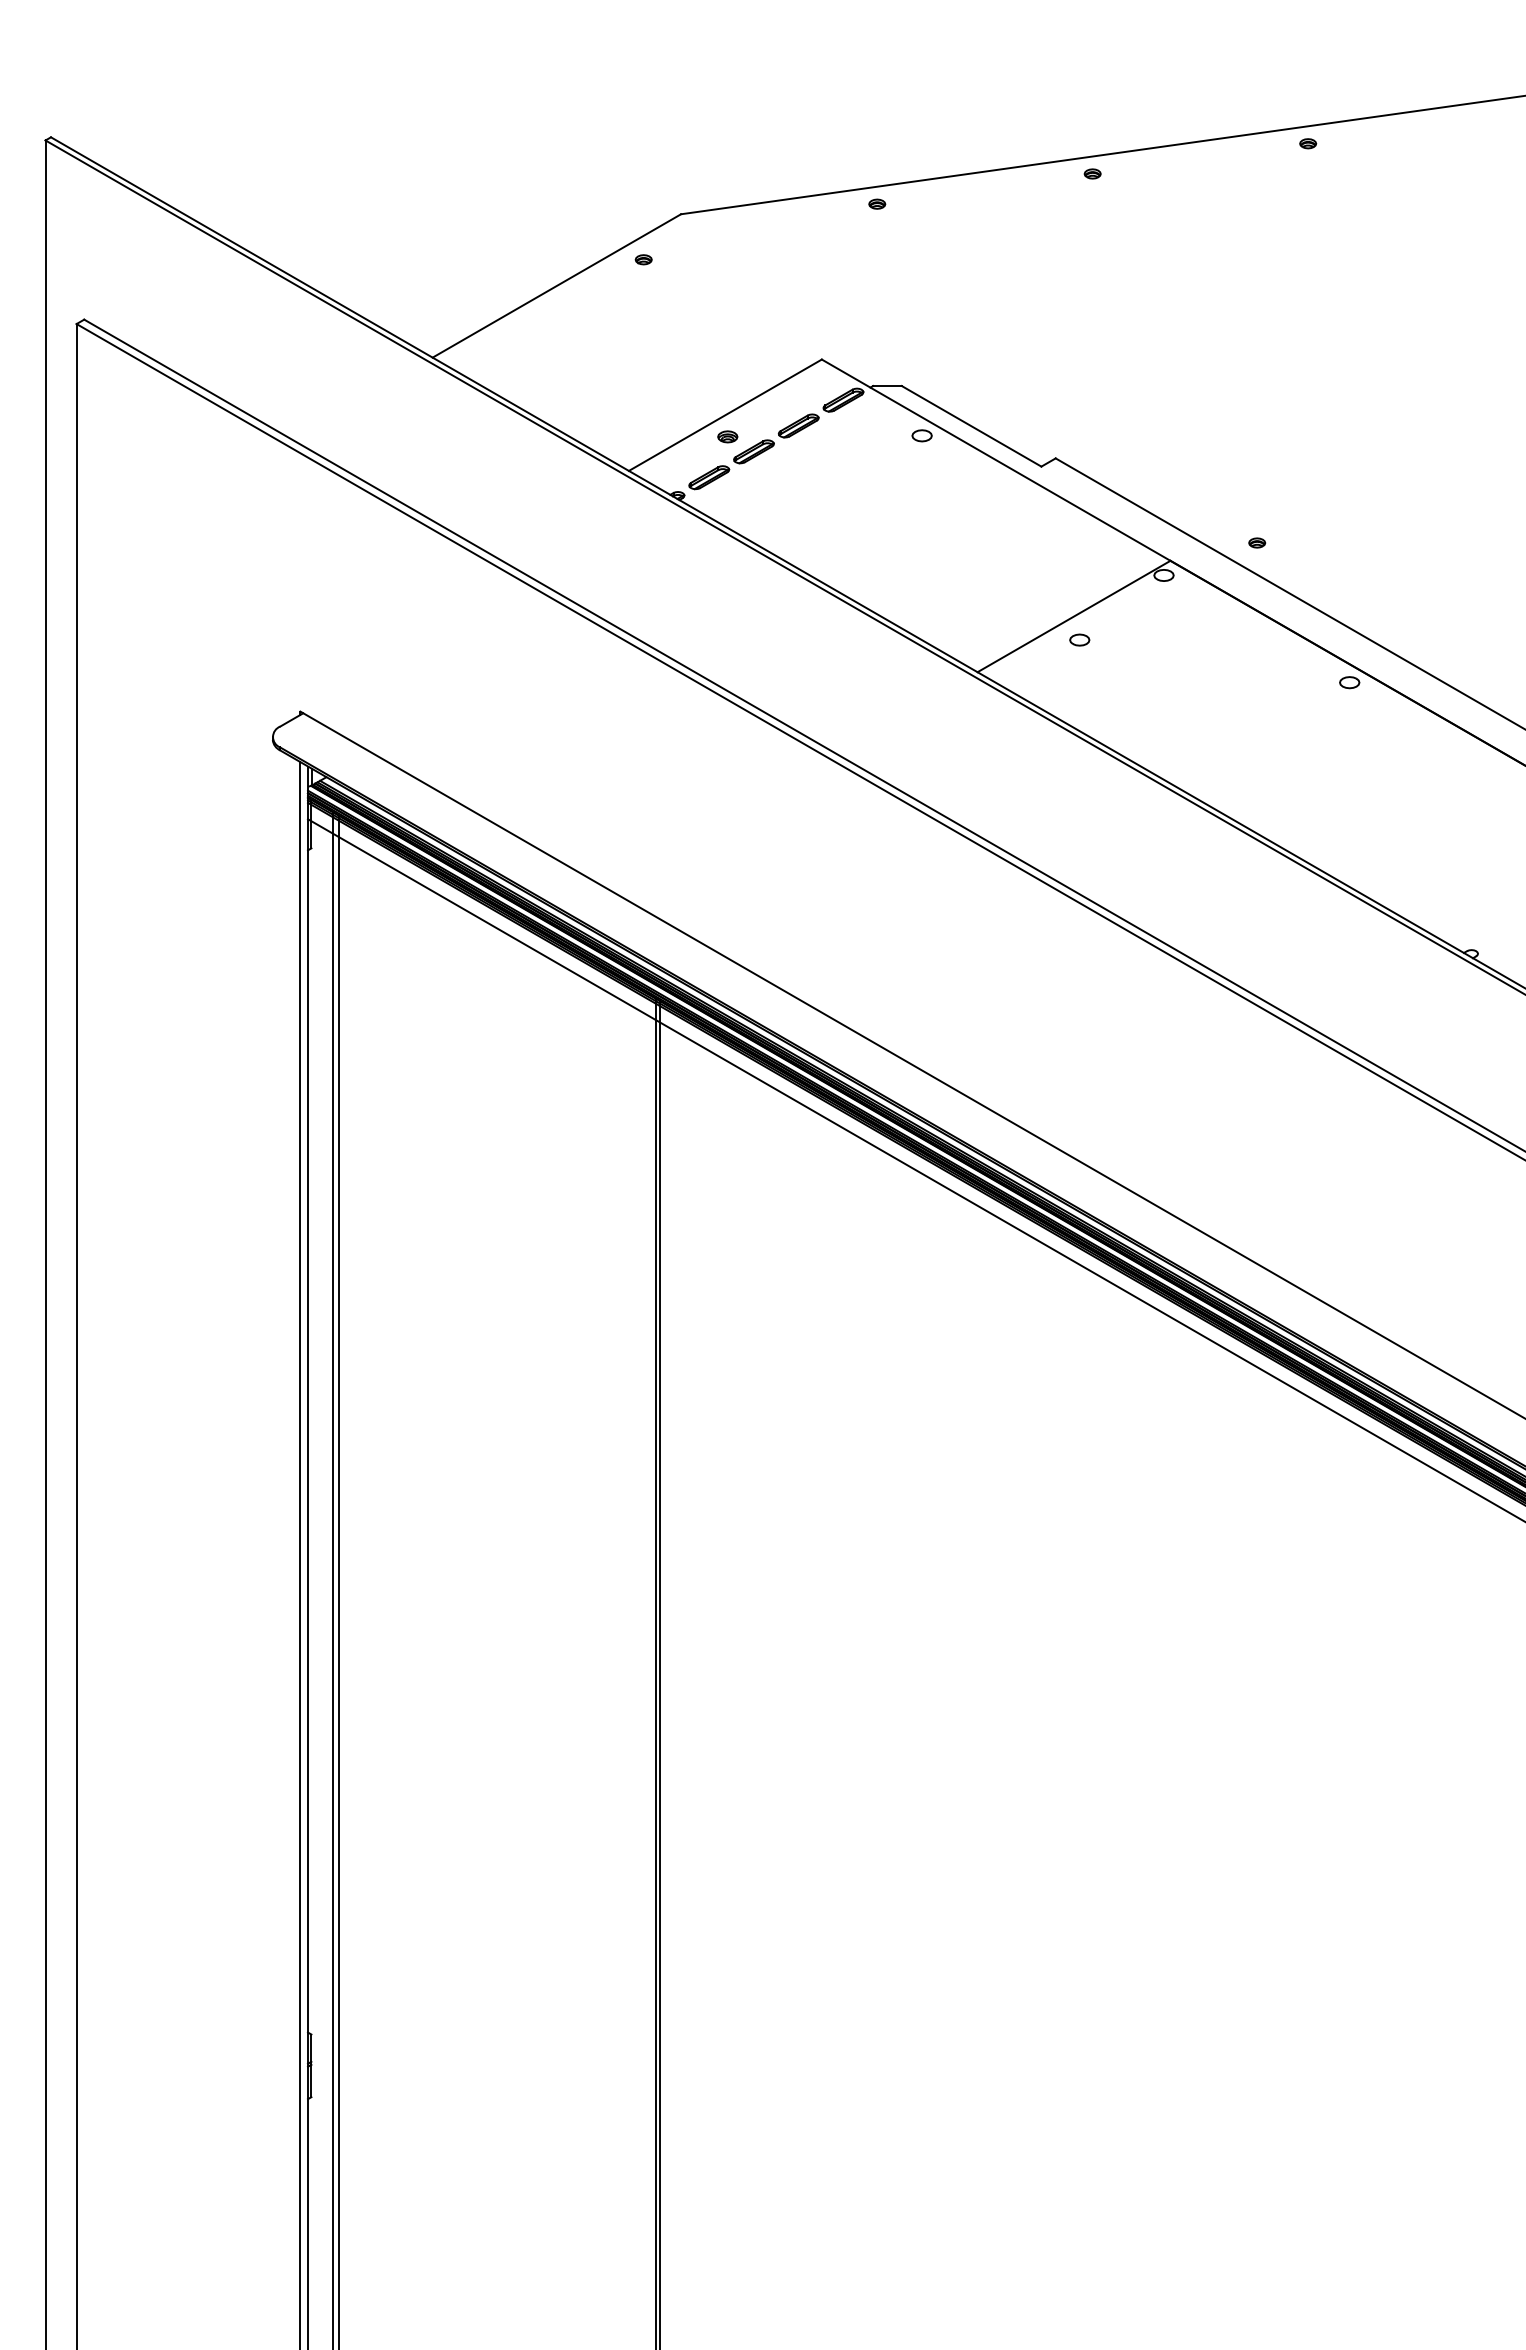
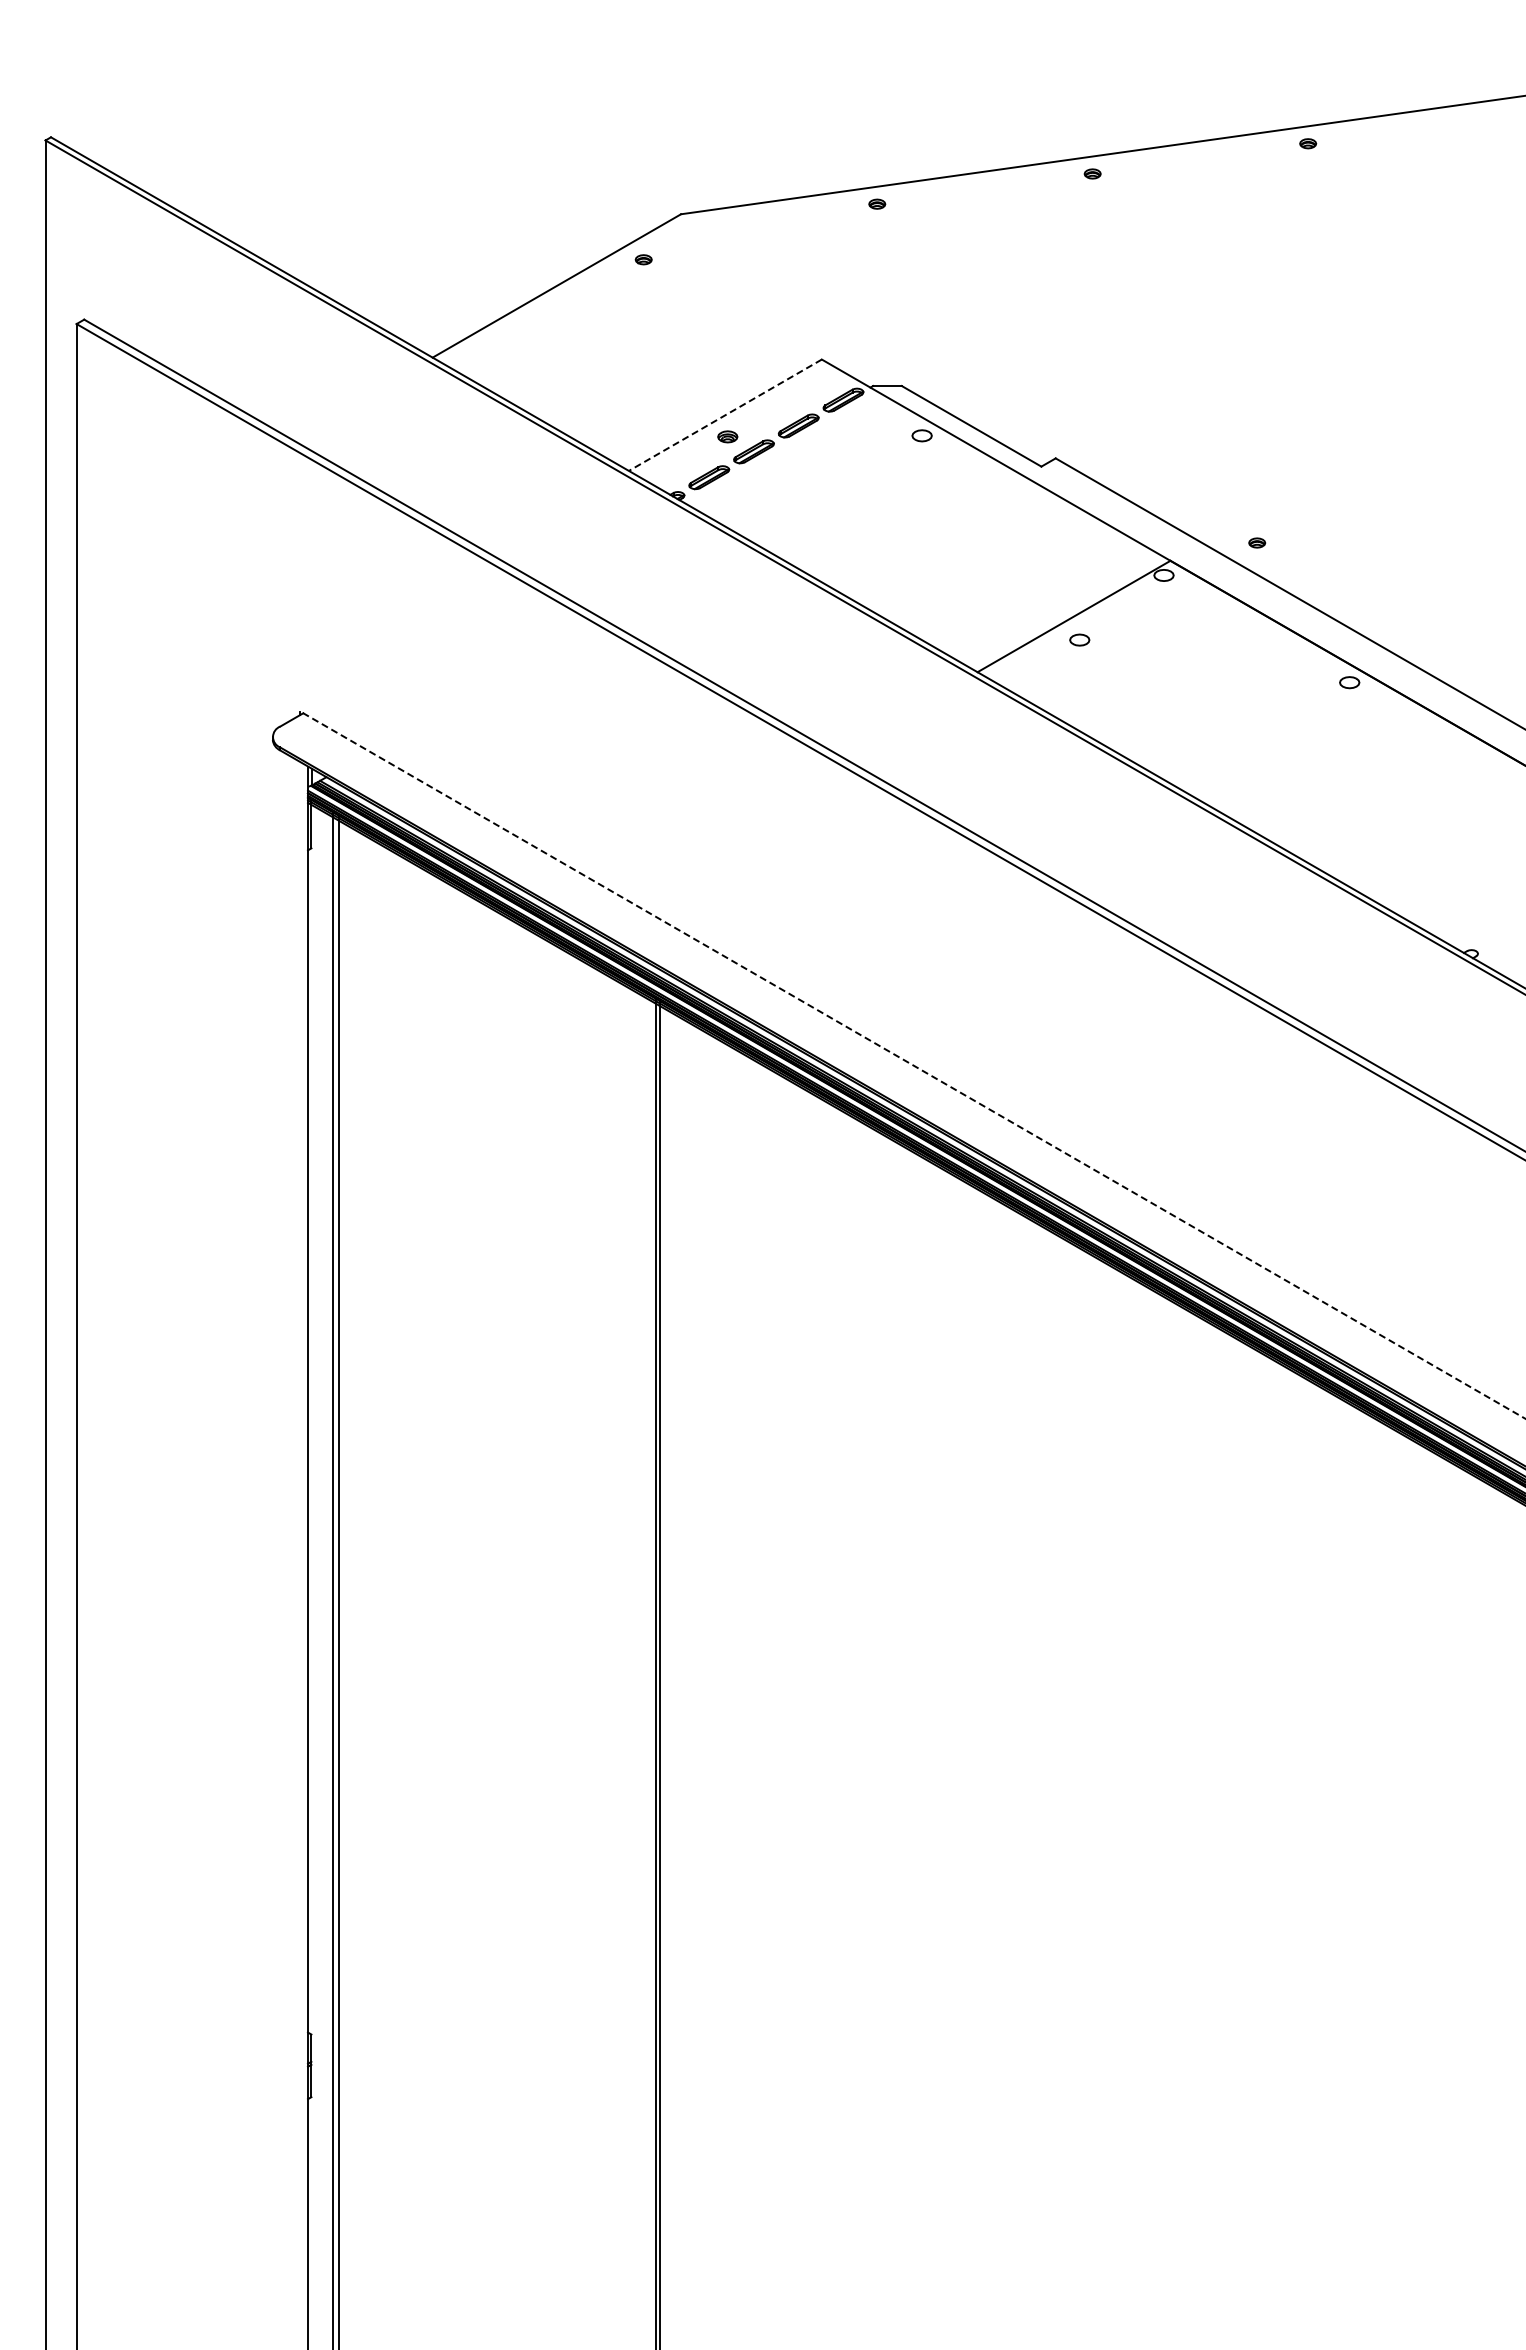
line: solid -> dashed (724, 415)
line: solid -> dashed (912, 1065)
line: present -> none (914, 1169)
line: present -> none (300, 1554)
